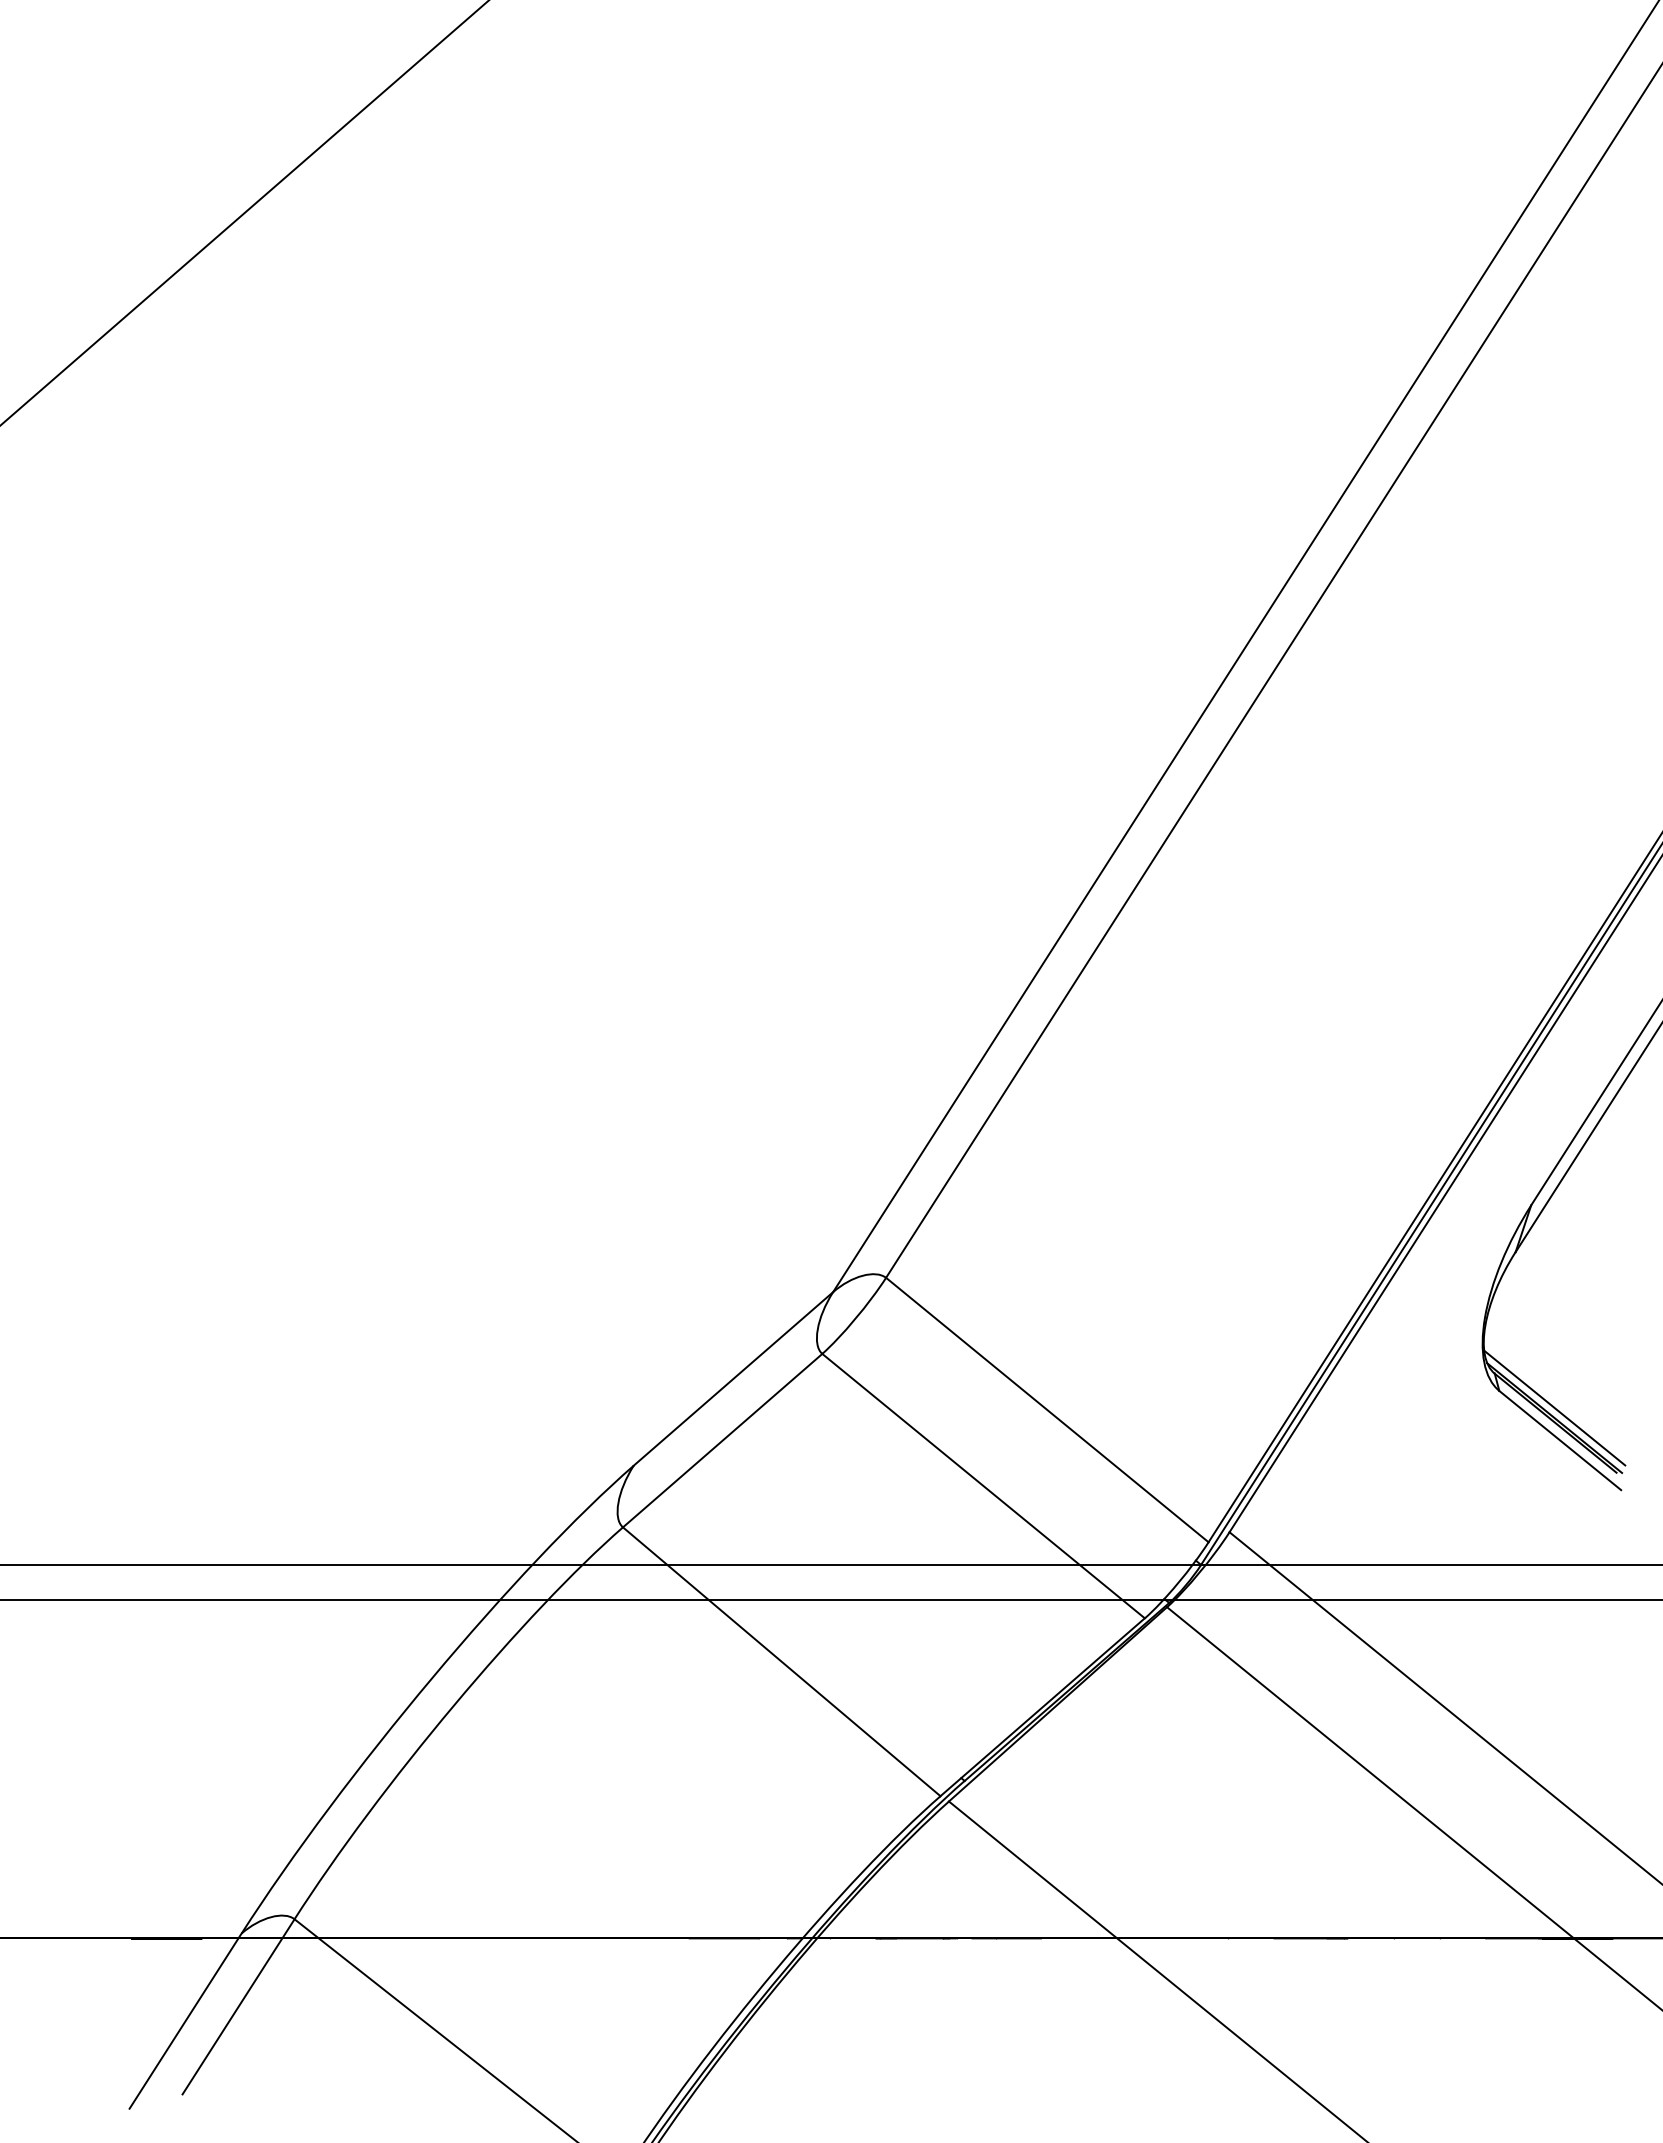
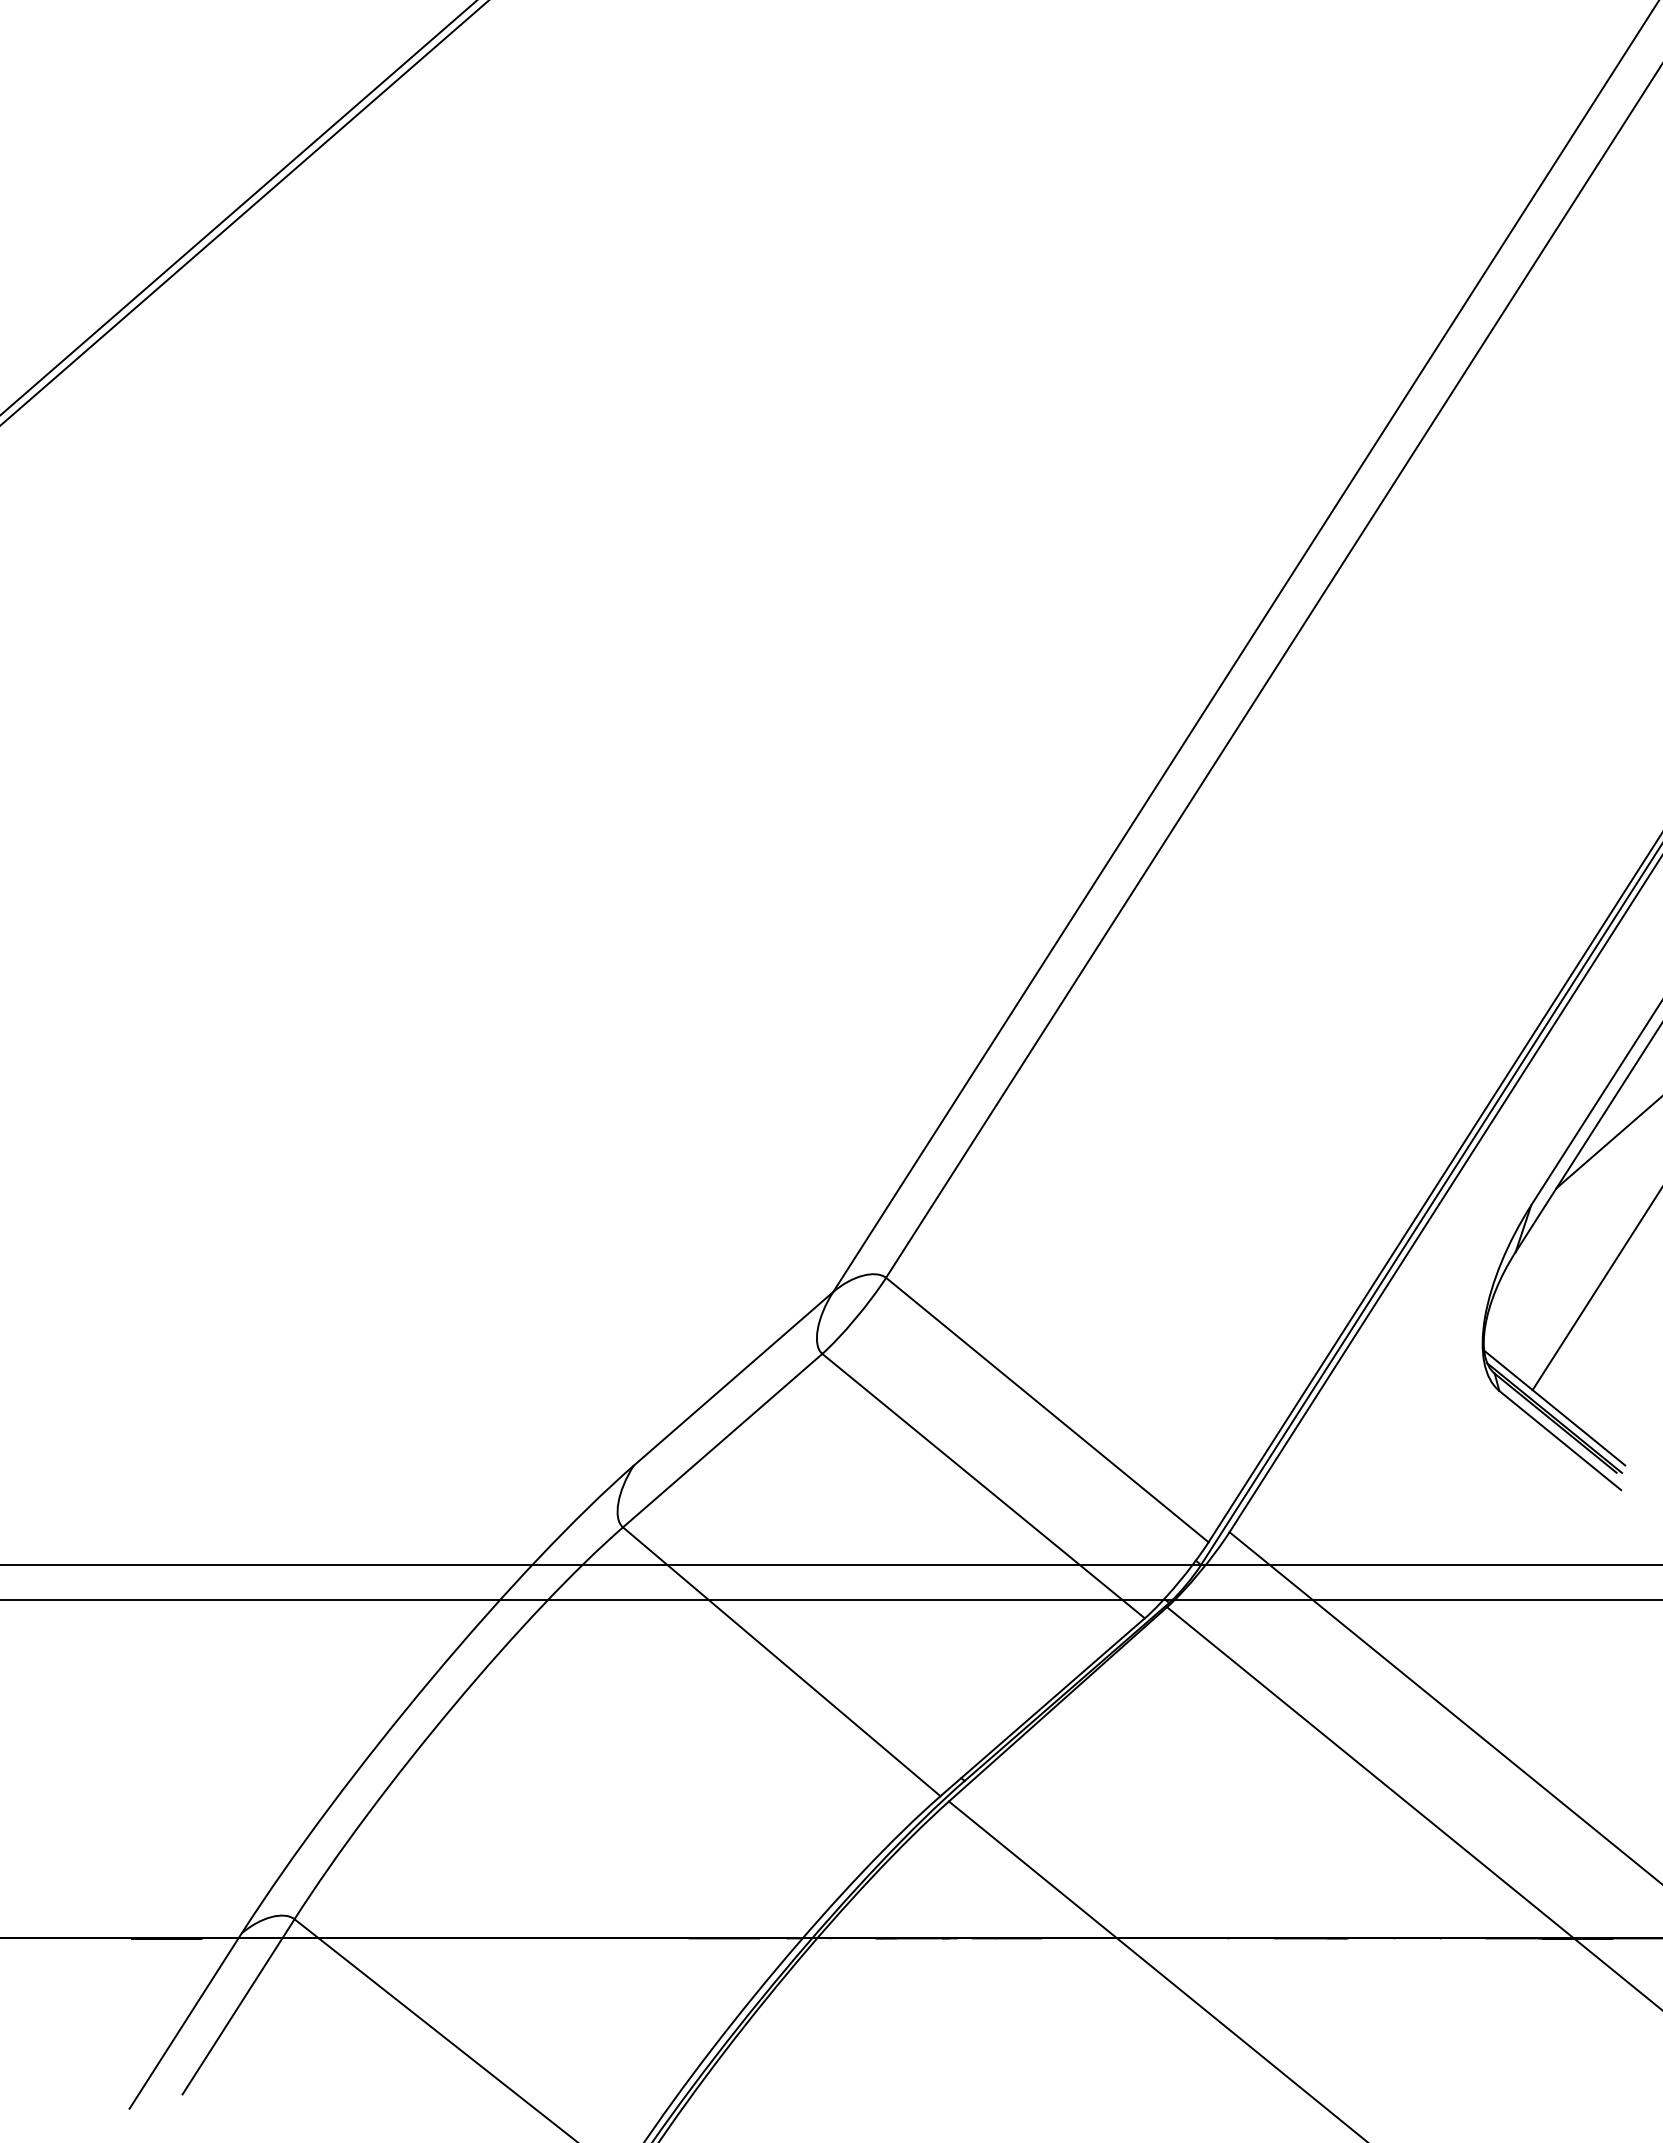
line: none -> present (238, 207)
line: none -> present (1607, 1143)
line: none -> present (1595, 1290)
